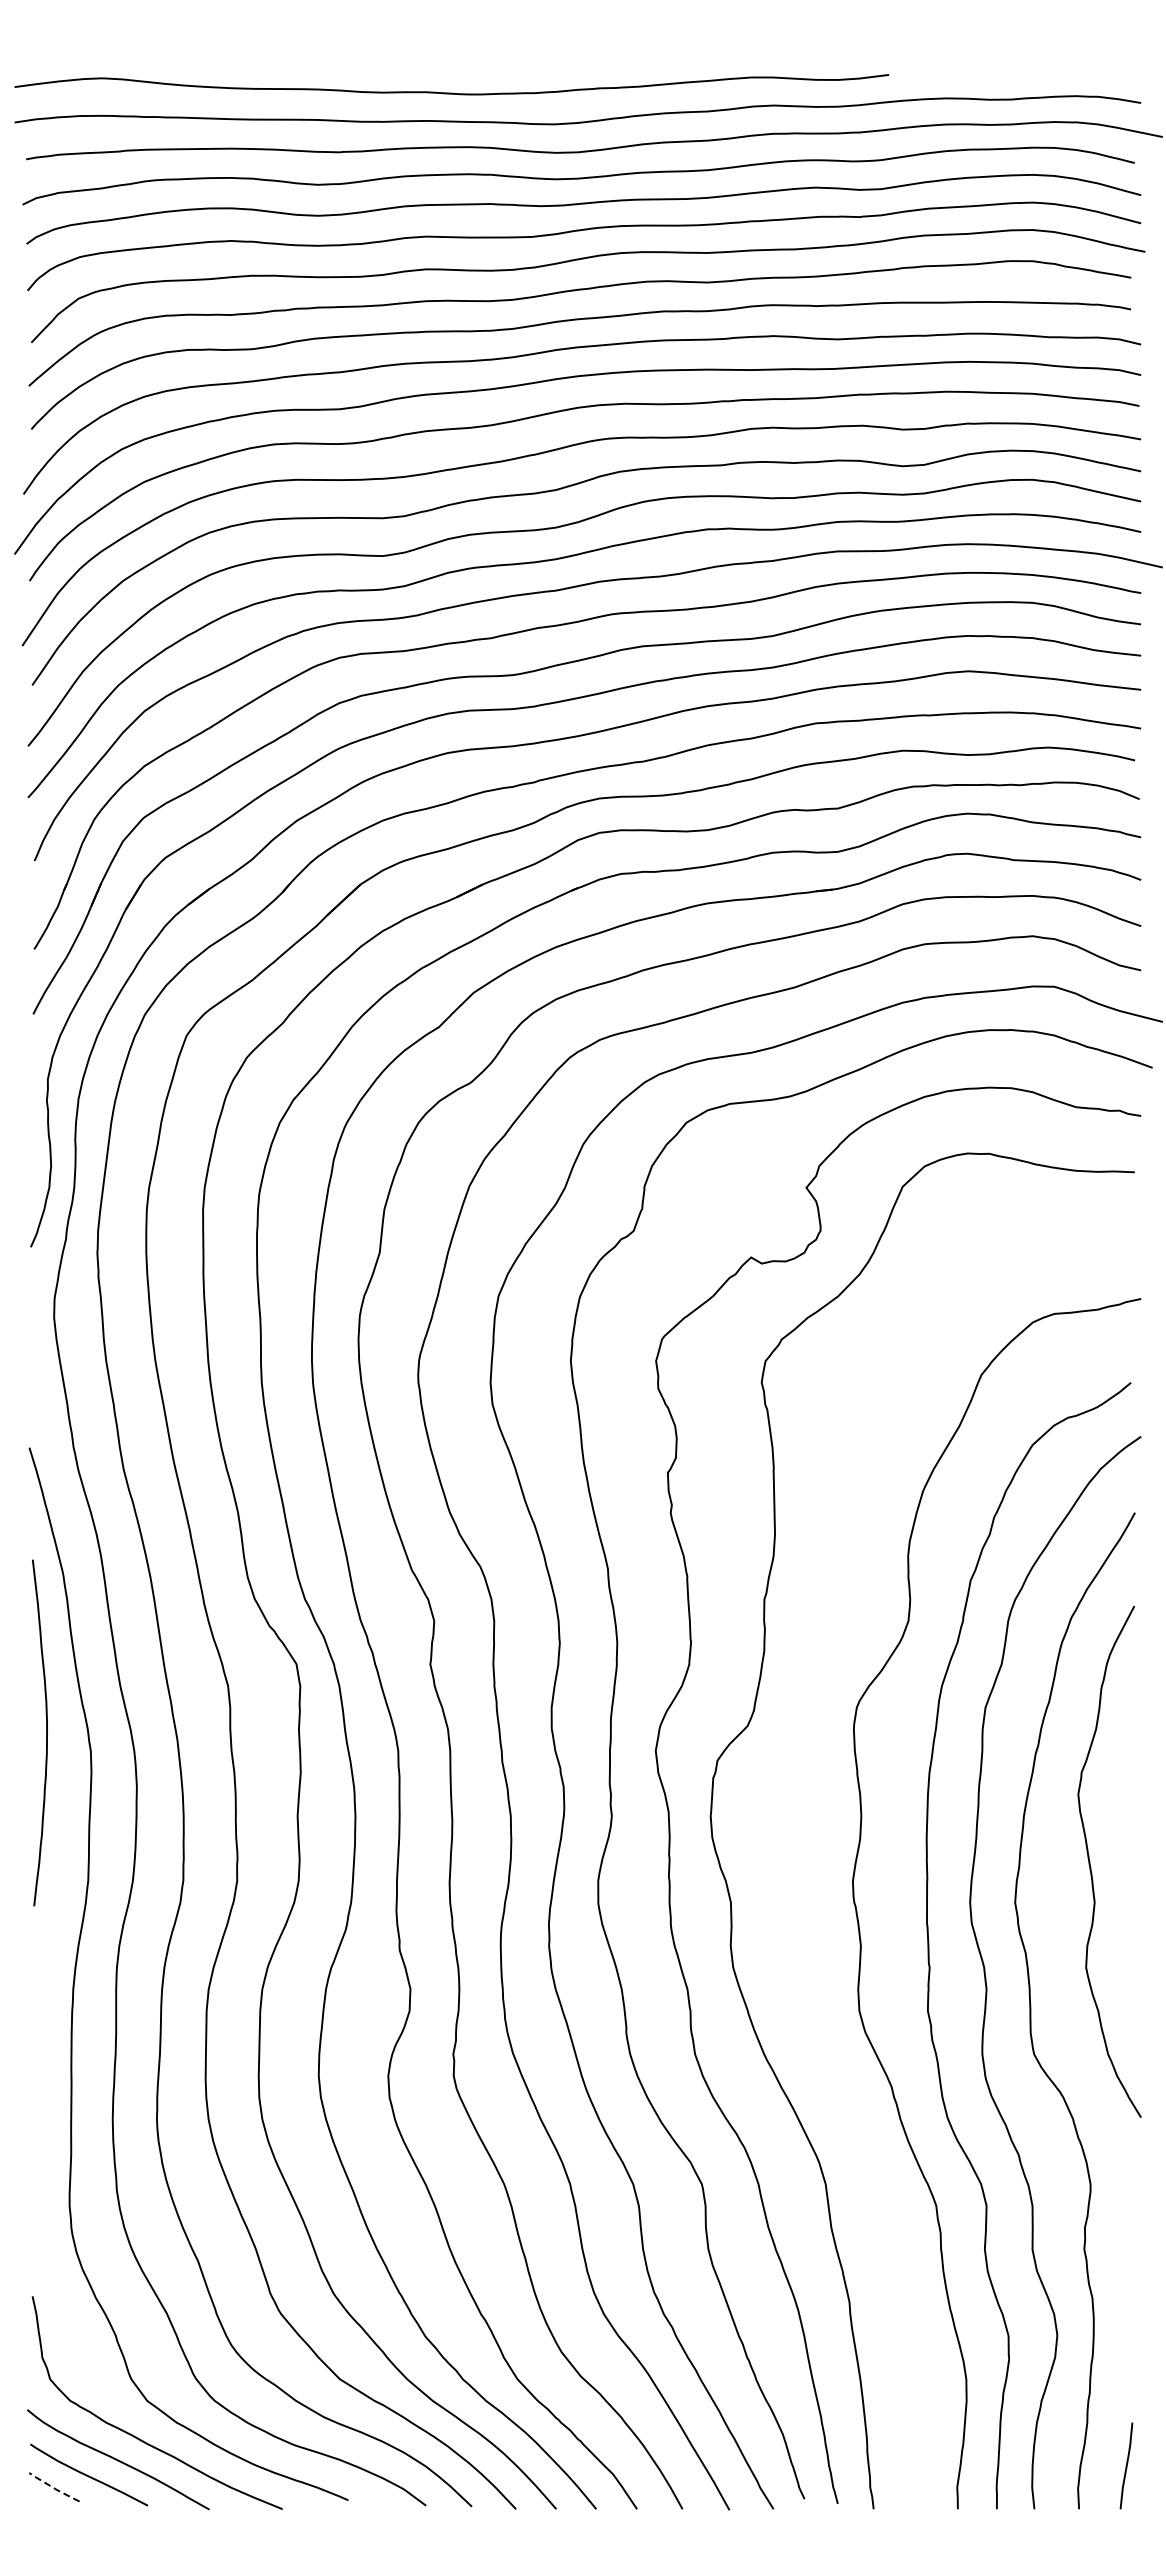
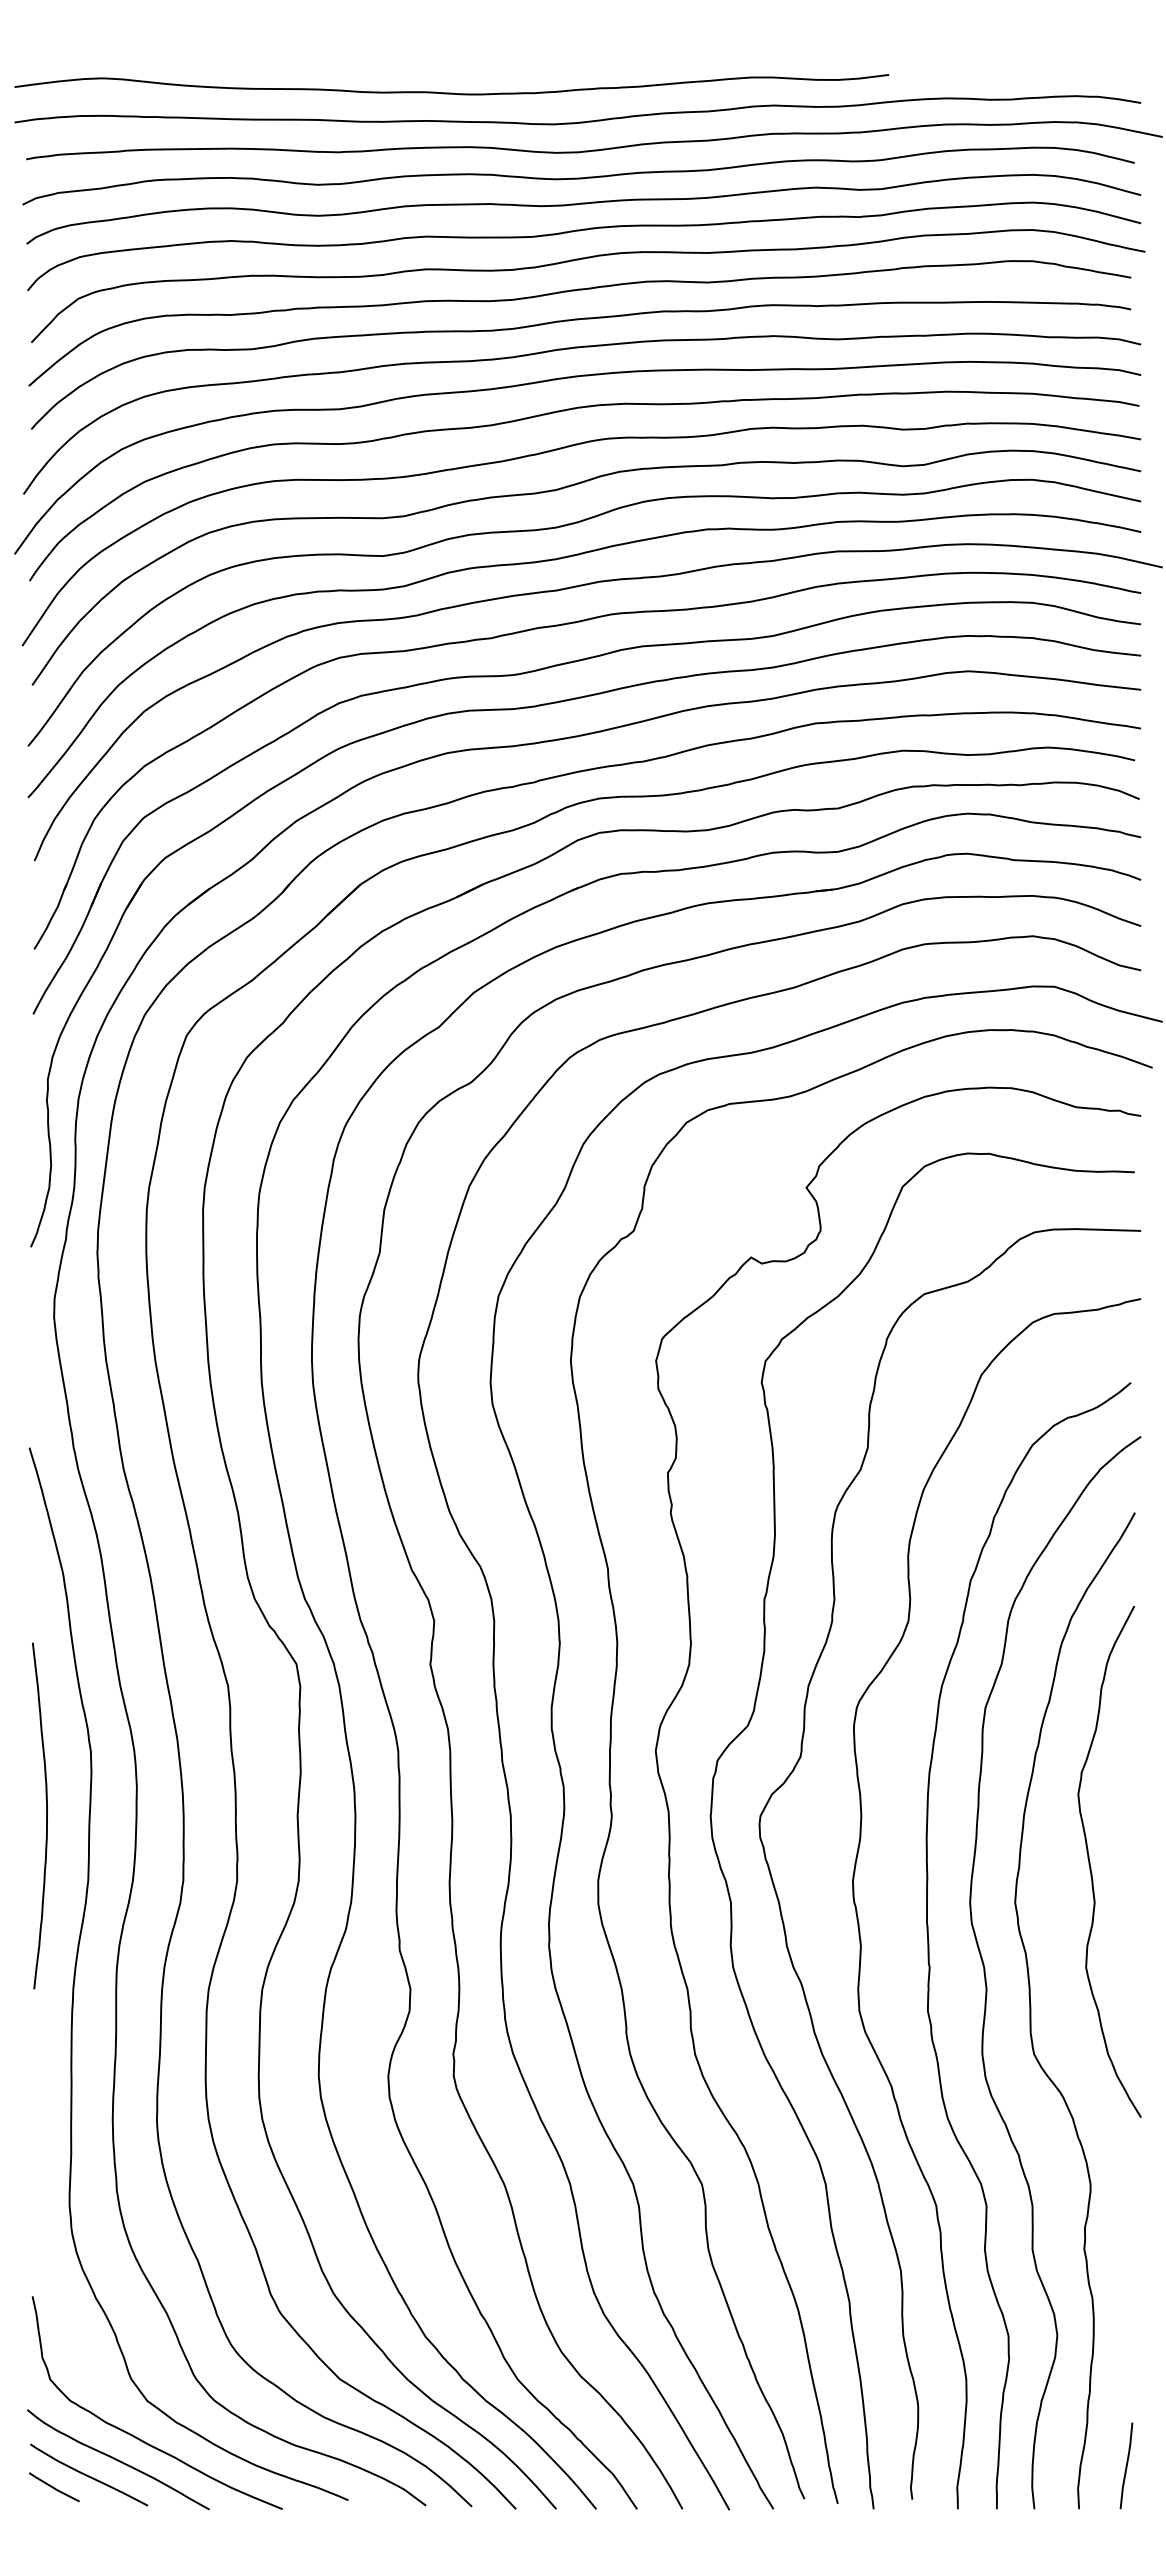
curve position: (46, 1732) -> (46, 1815) (46, 1815)
curve: none -> present (780, 1903)
line: dashed -> solid (53, 2488)
